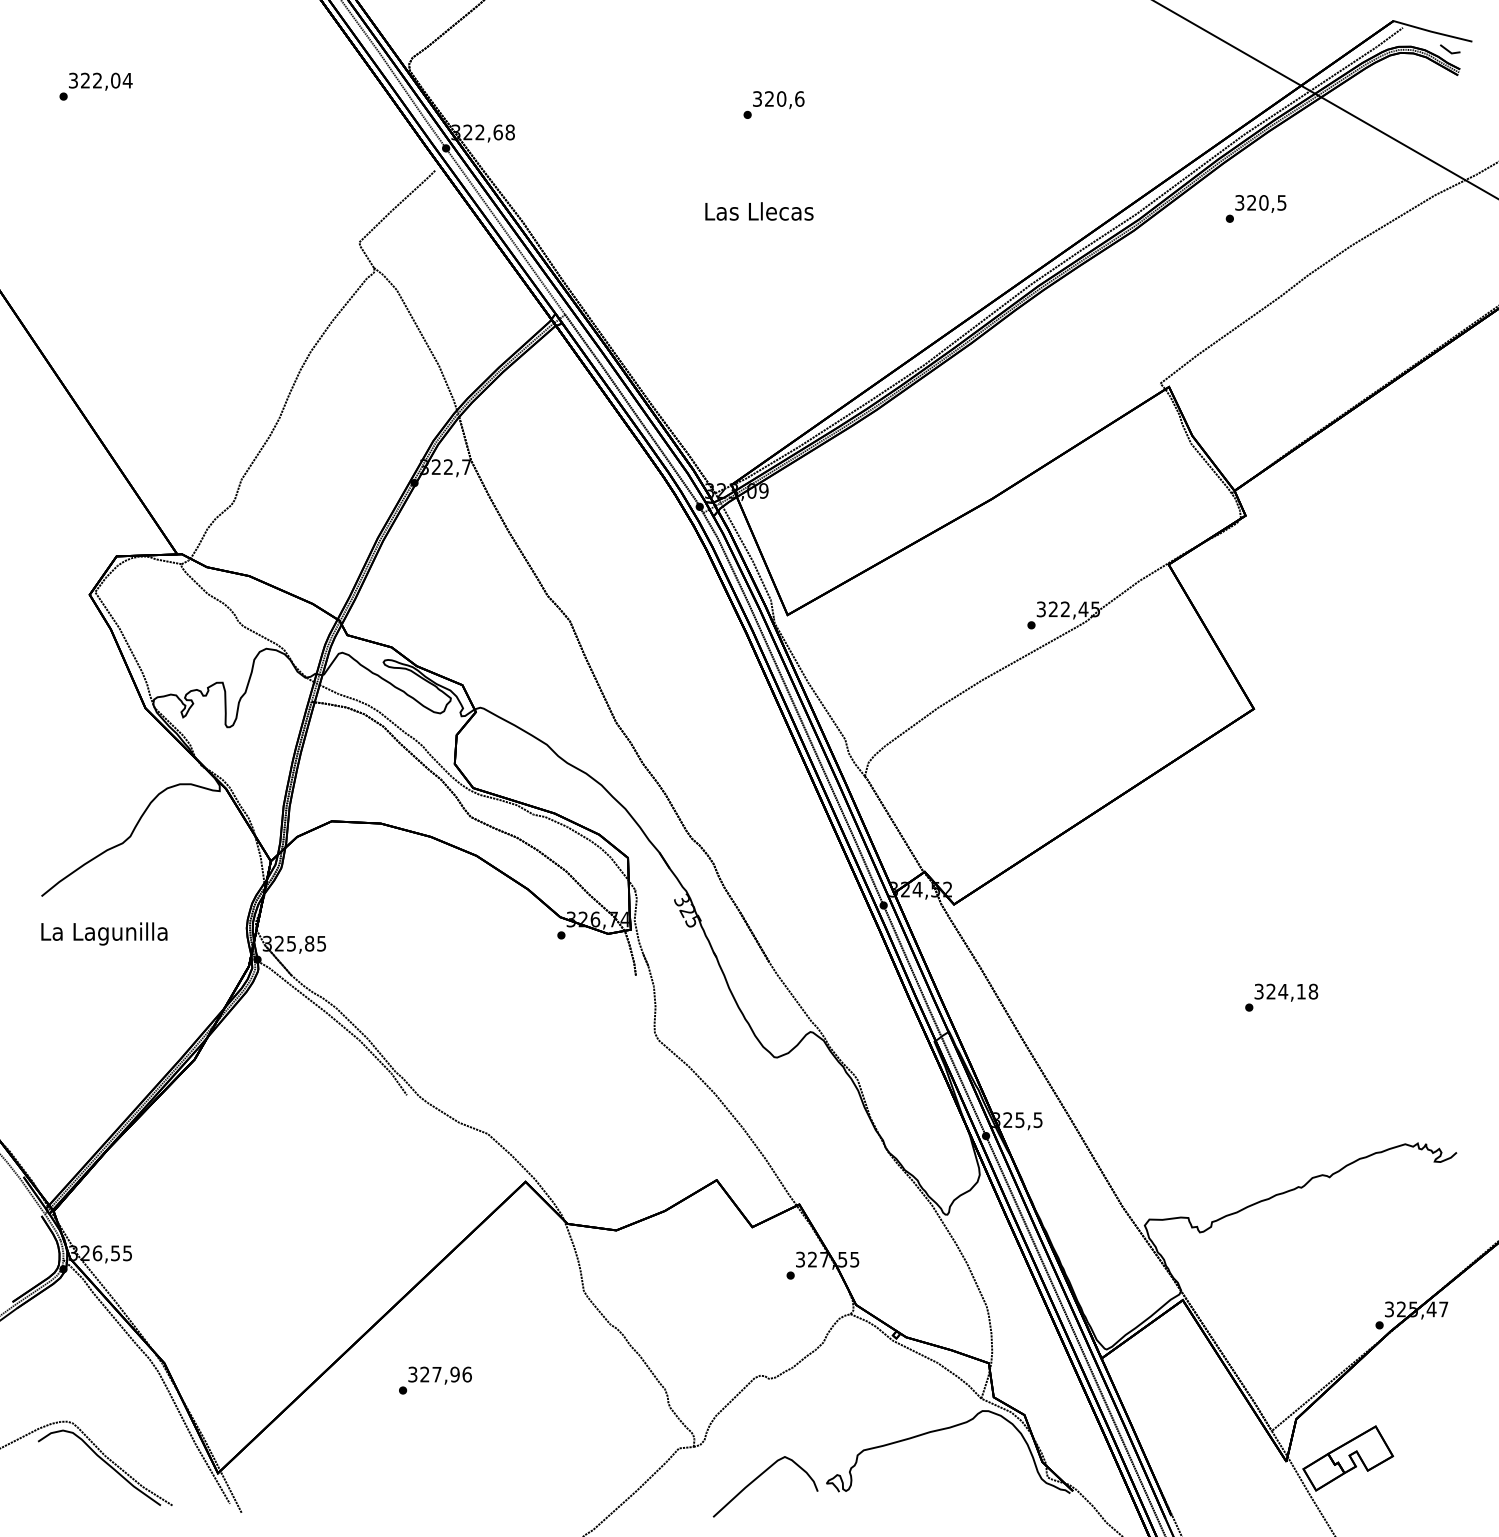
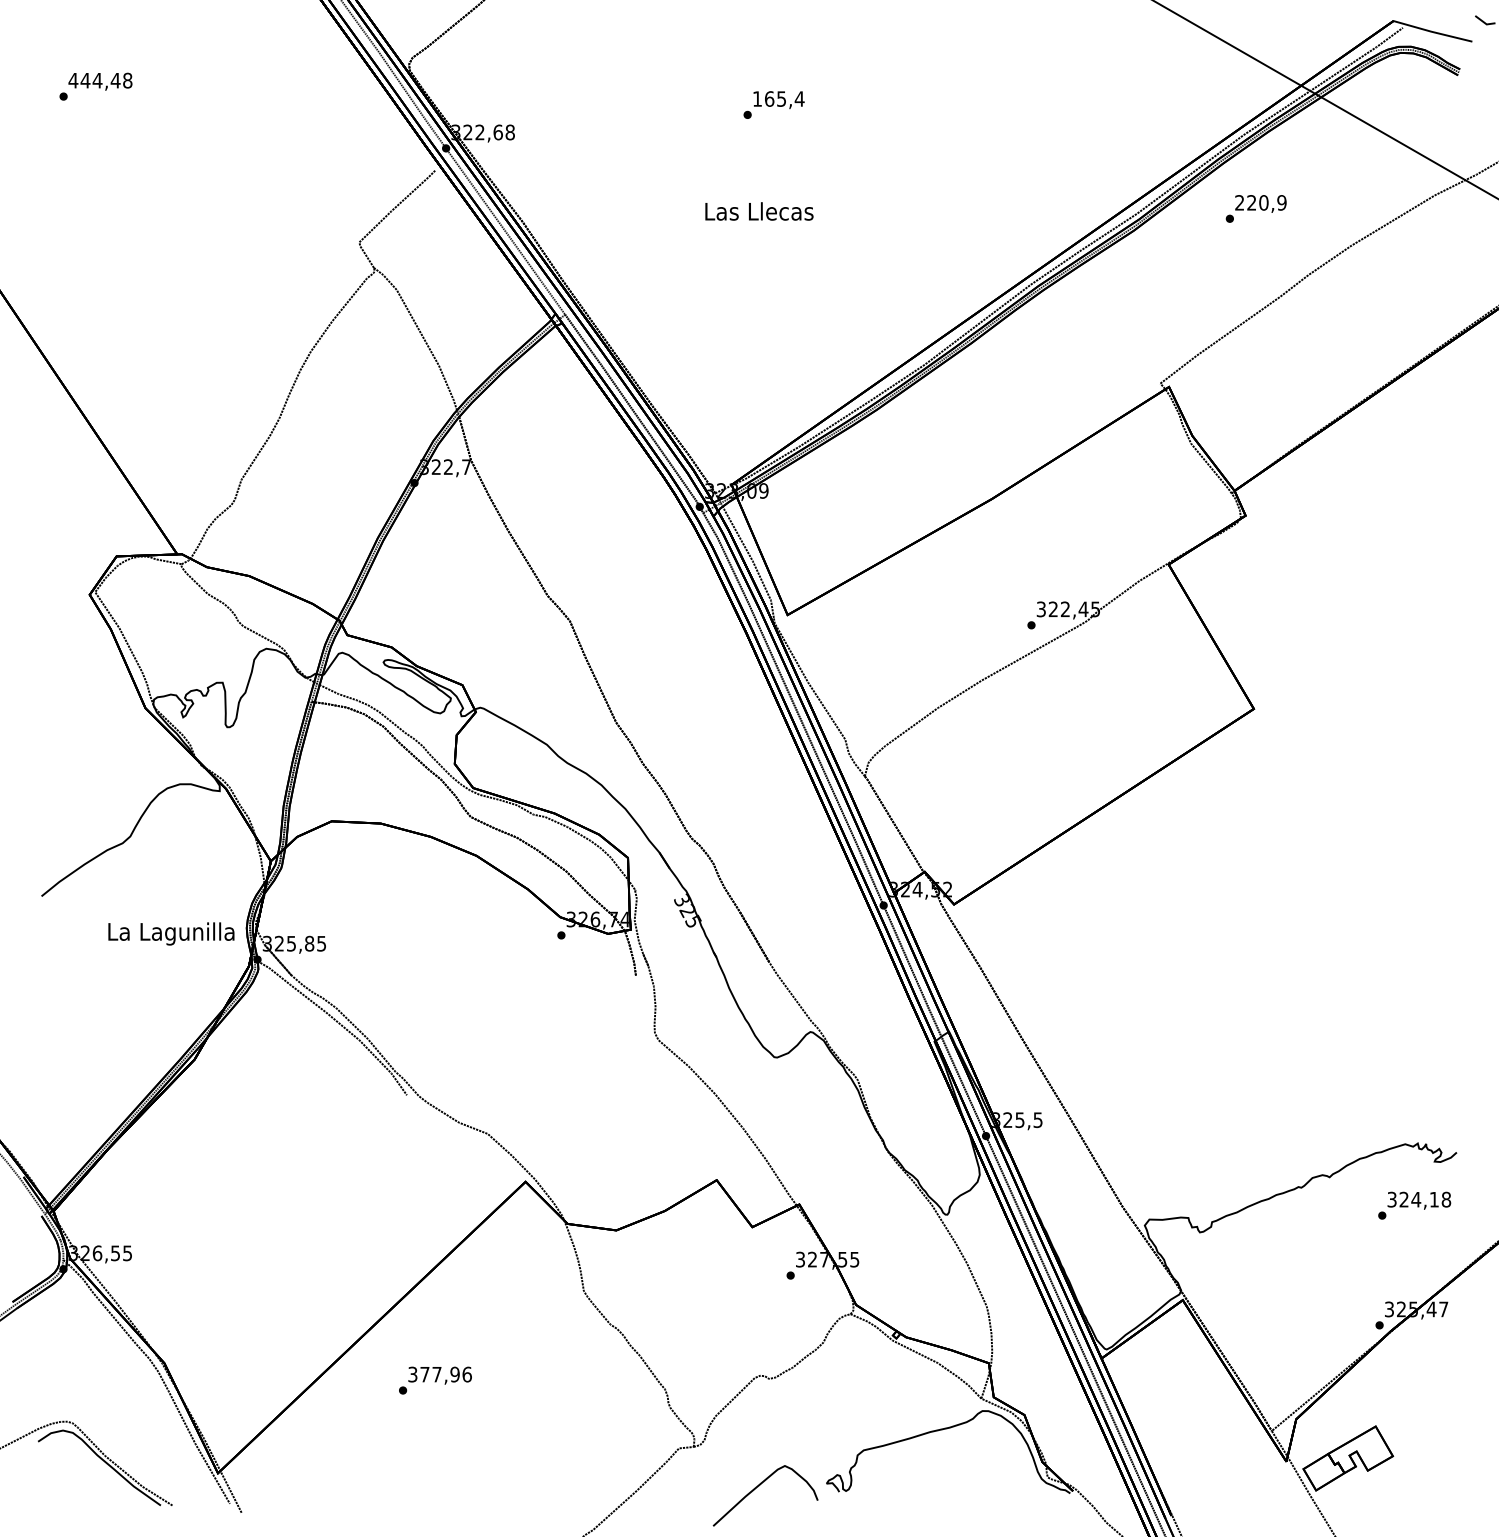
part position: (1450, 49) -> (1485, 20) (1485, 20)
text: 322,04 -> 444,48 (100, 80)
text: 320,6 -> 165,4 (778, 98)
text: 320,5 -> 220,9 (1260, 202)
text position: (104, 933) -> (171, 933) (171, 933)
text position: (1281, 997) -> (1414, 1205) (1414, 1205)
text: 327,96 -> 377,96 (424, 1374)
curve position: (759, 1477) -> (759, 1486) (759, 1486)
